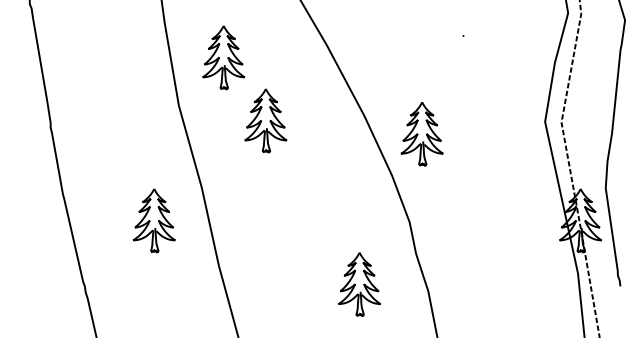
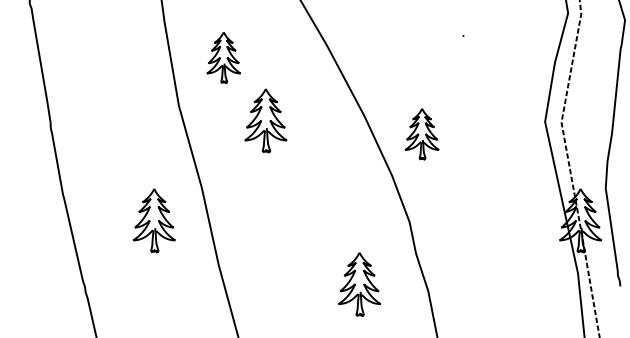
part size: 44x66 px -> 35x53 px (223, 58)
part size: 44x65 px -> 36x53 px (421, 134)
